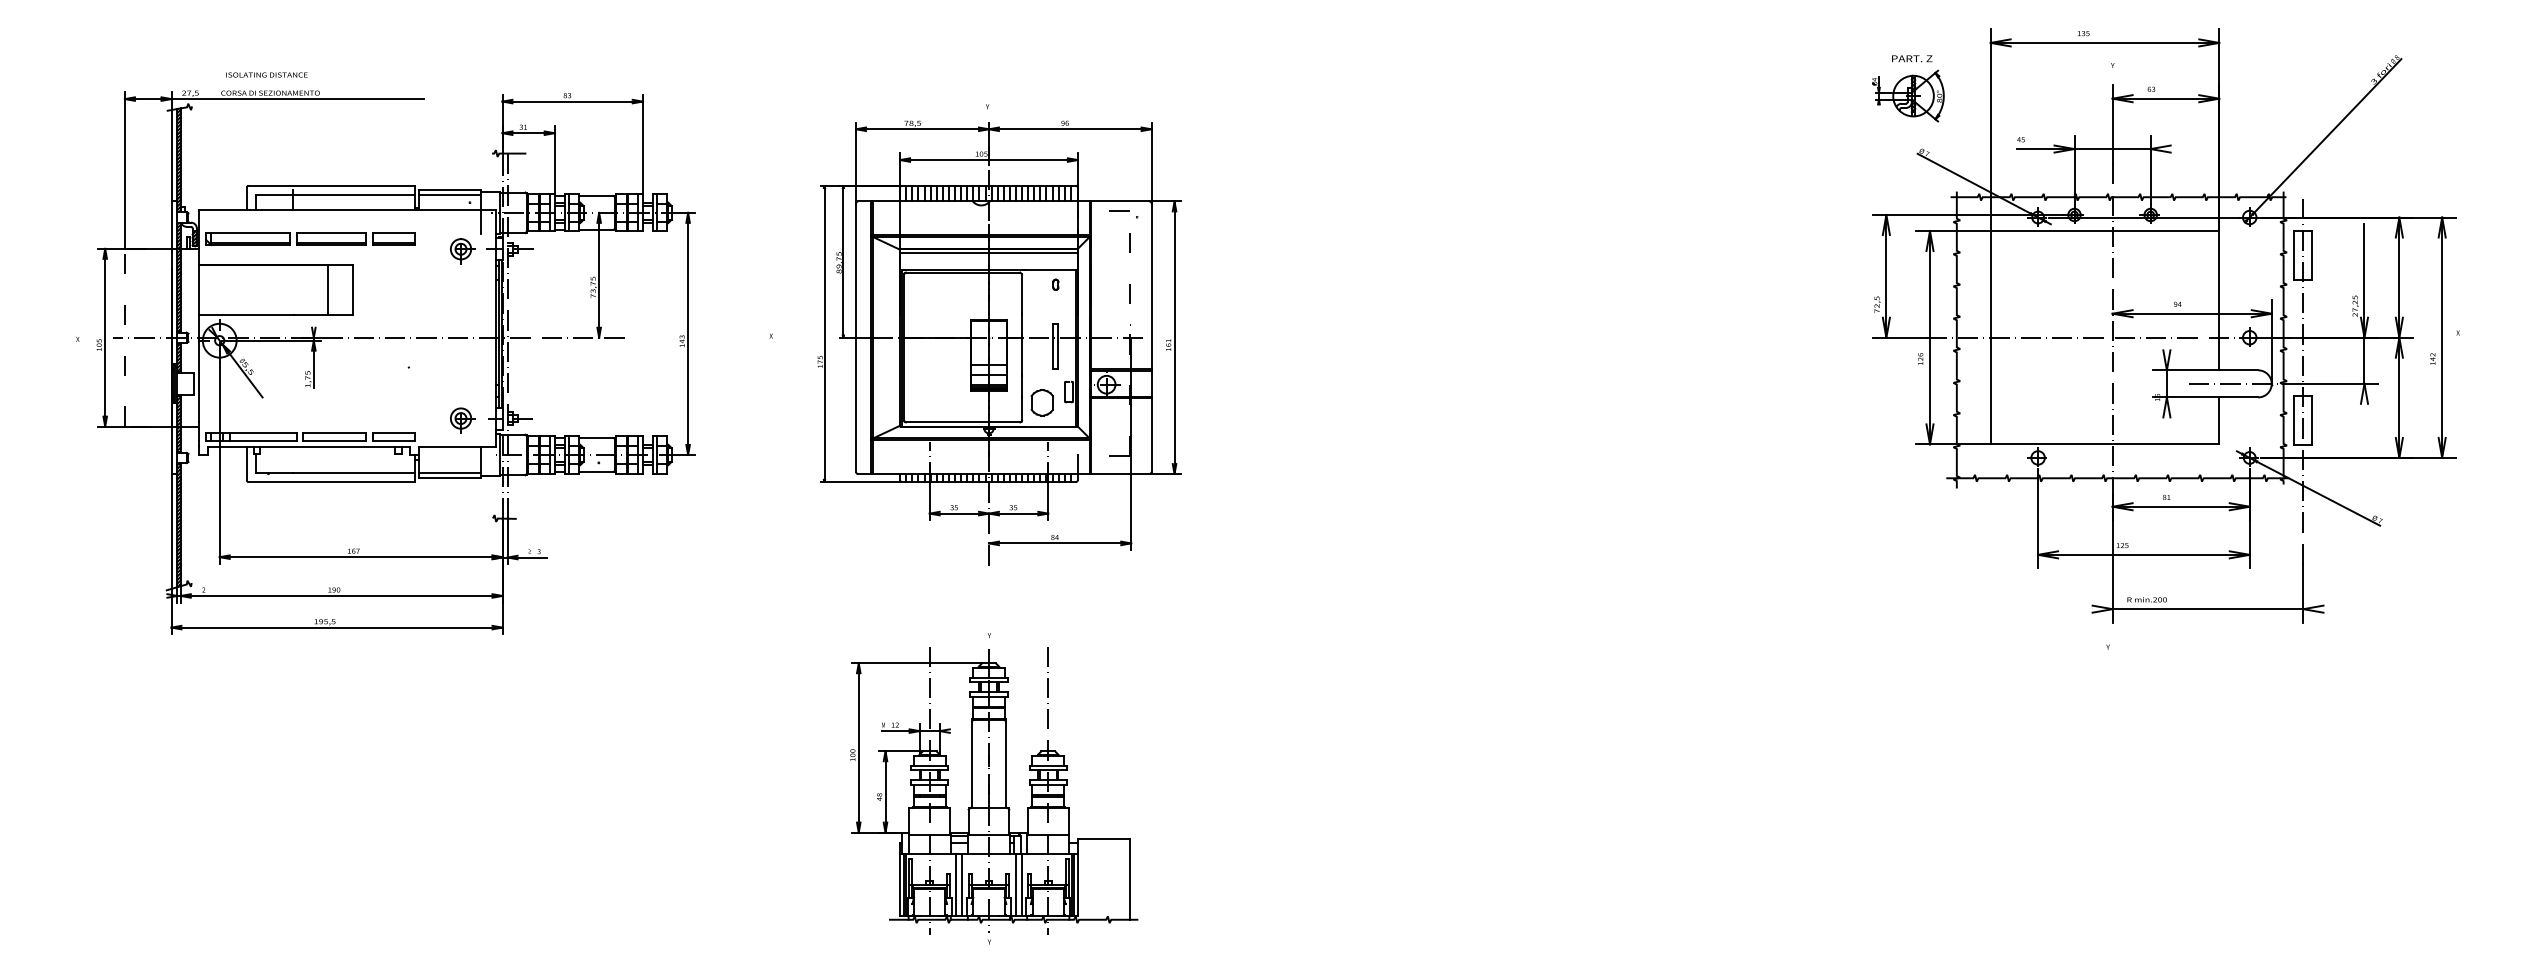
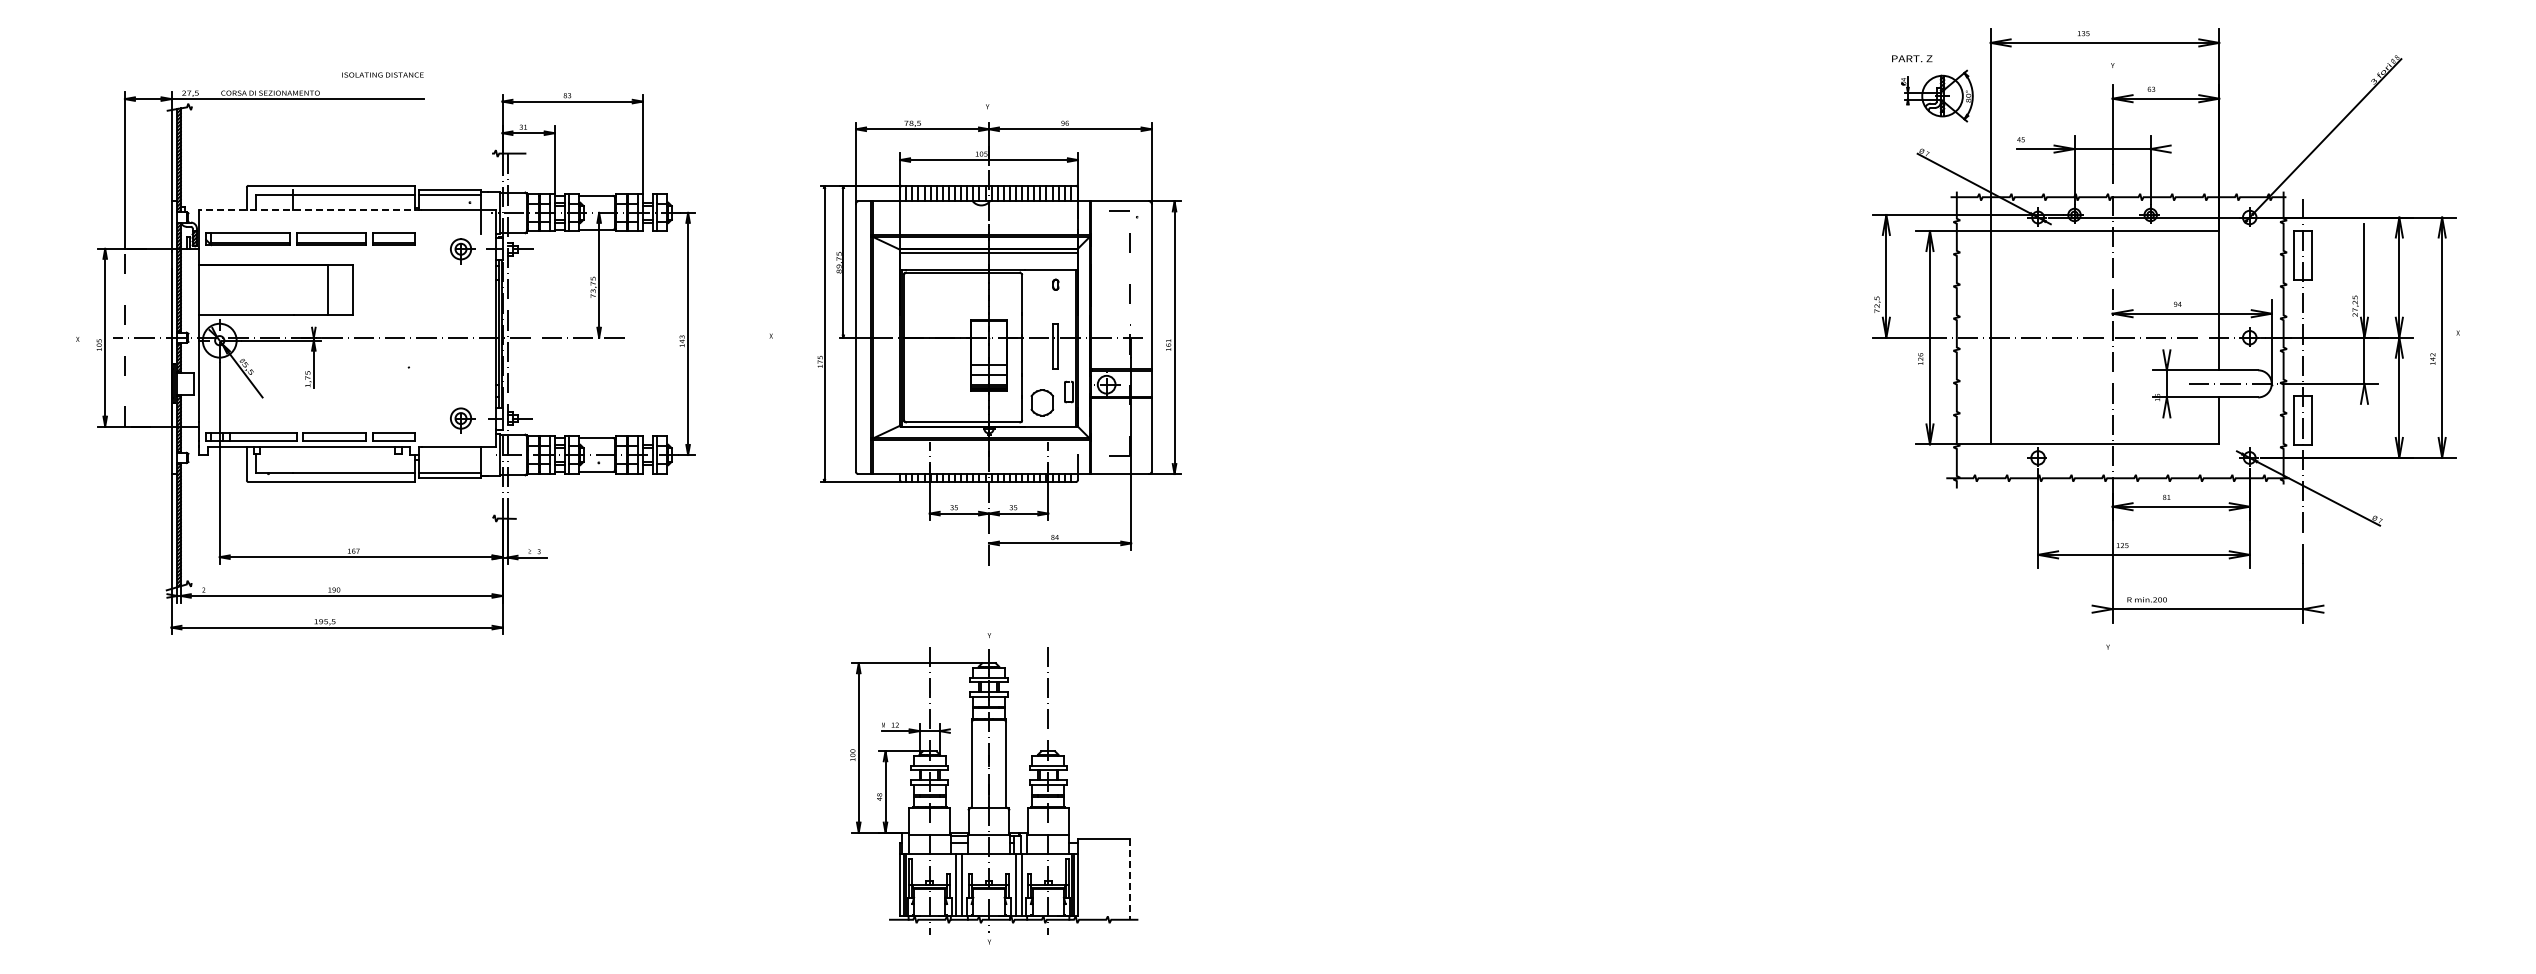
text position: (266, 74) -> (382, 74) (382, 74)
part position: (1908, 95) -> (1937, 95) (1937, 95)
line: solid -> dashed (310, 210)
line: solid -> dashed (1129, 880)
